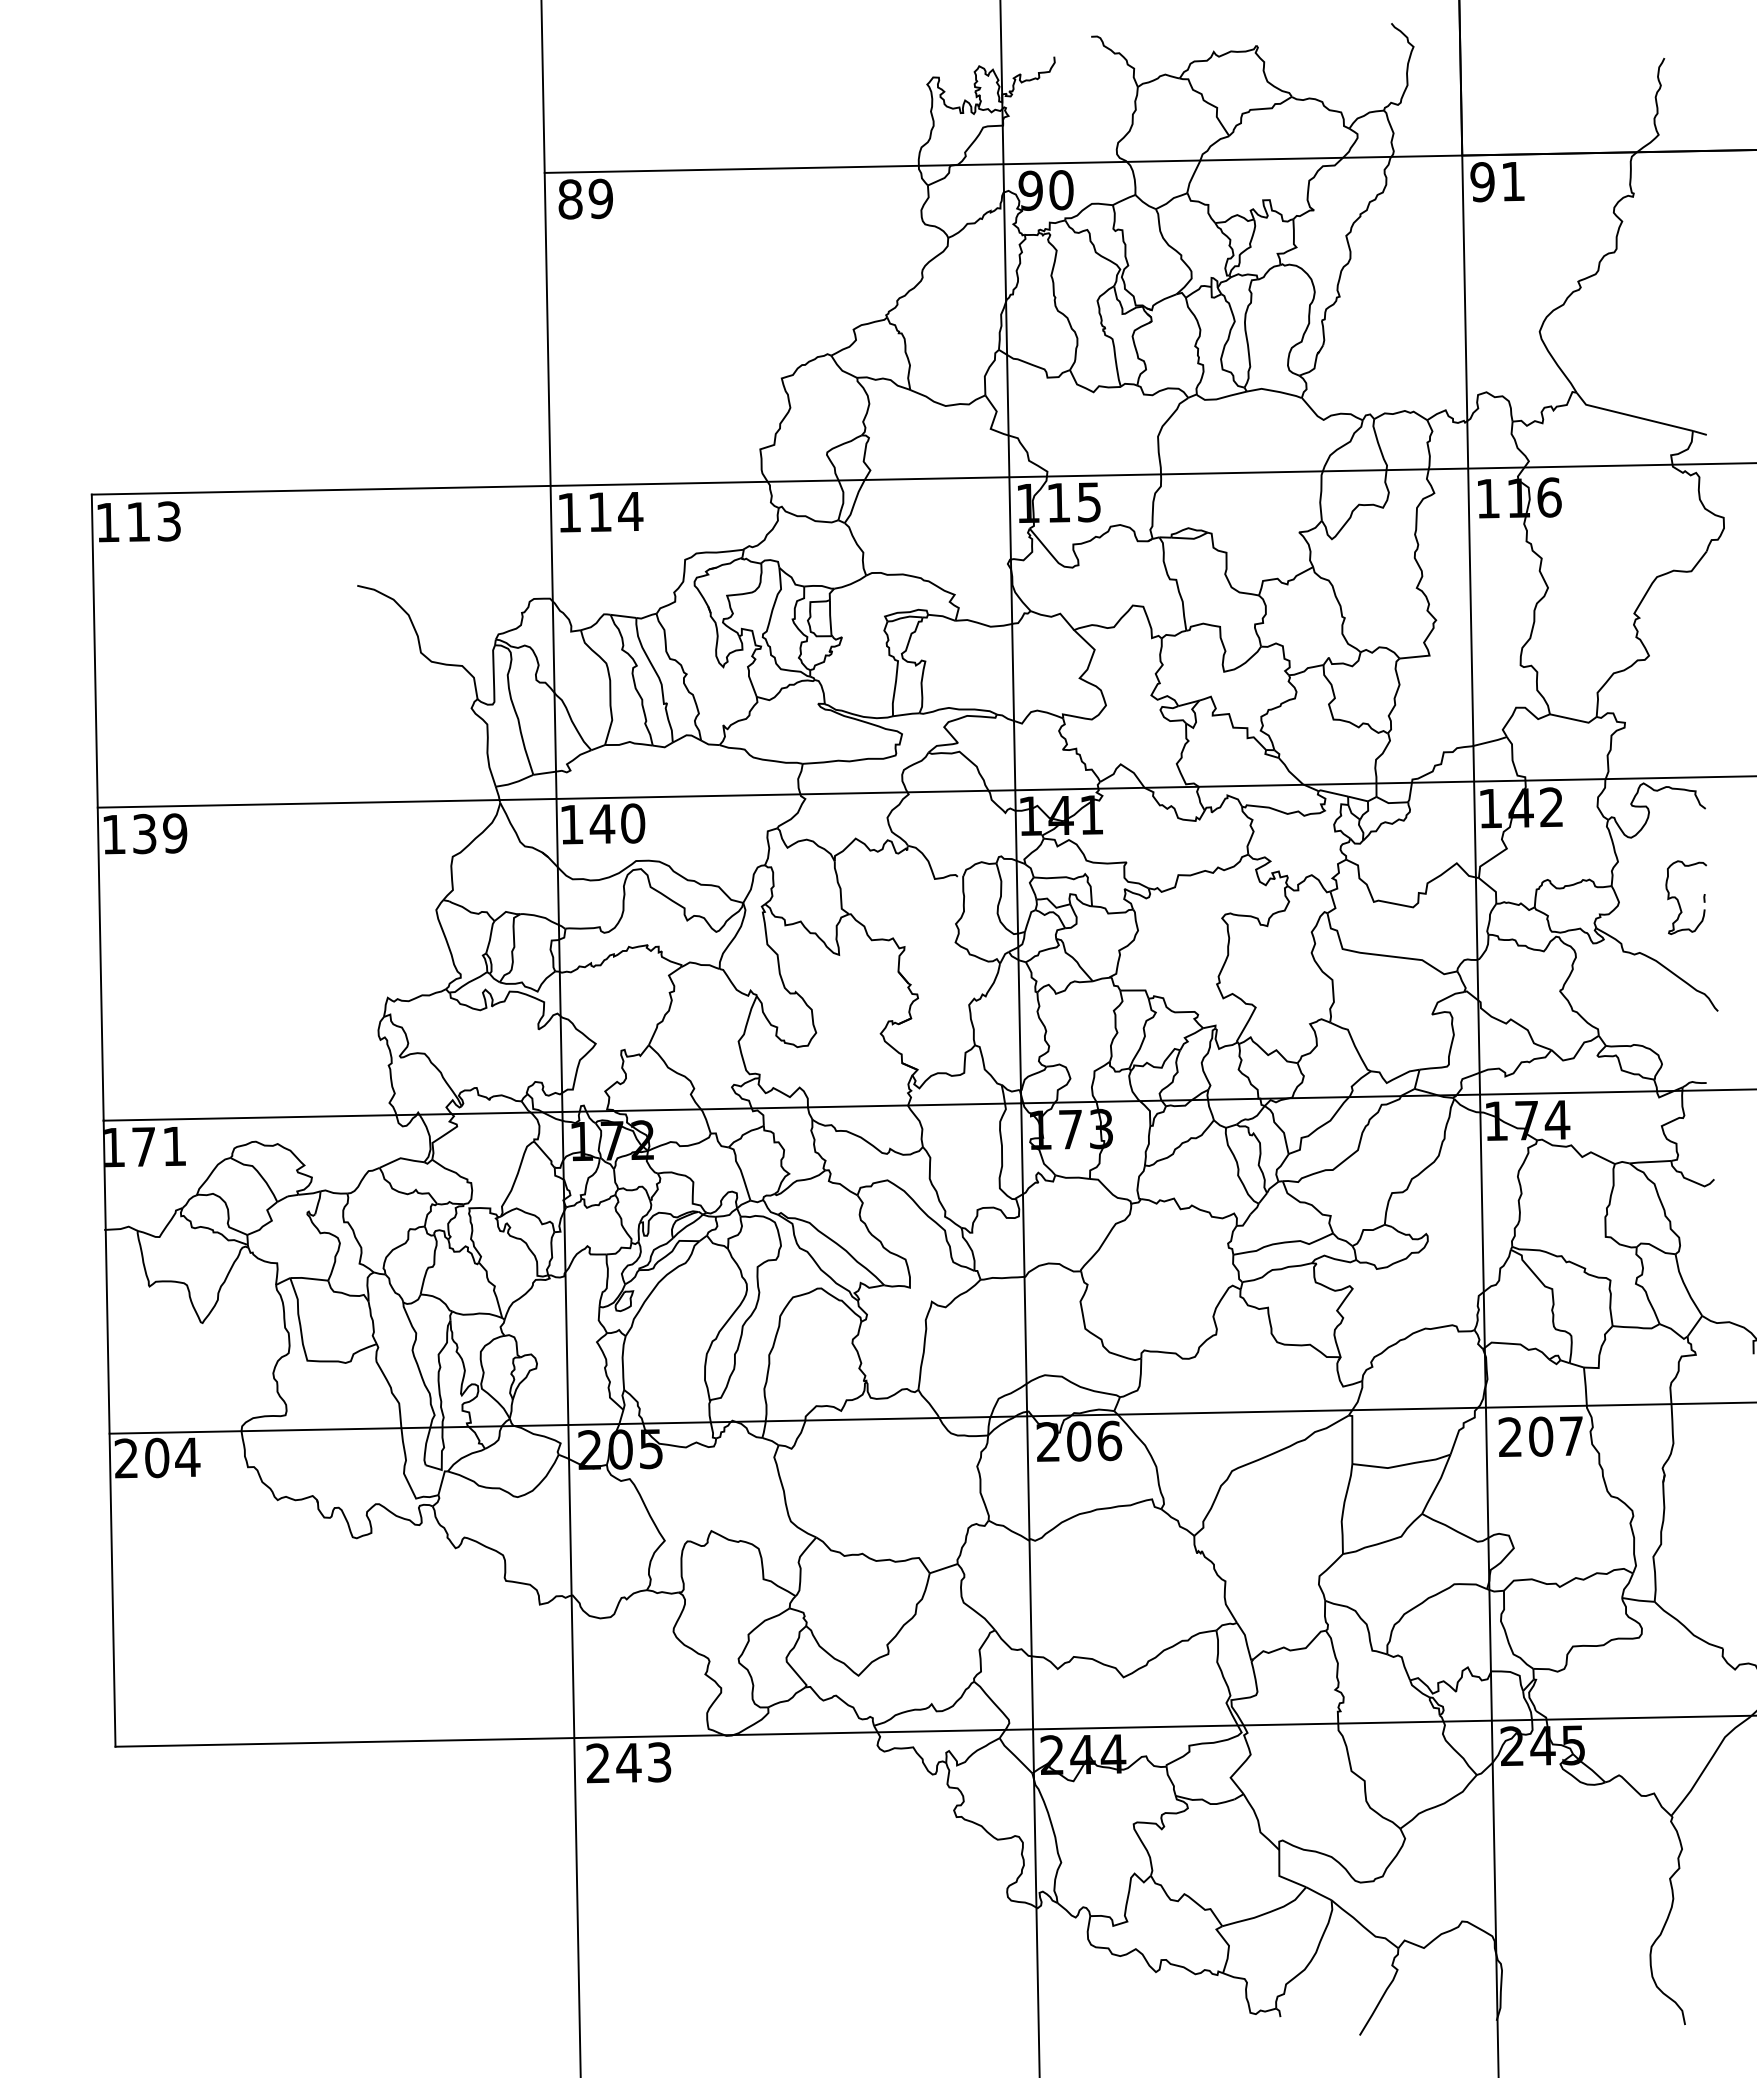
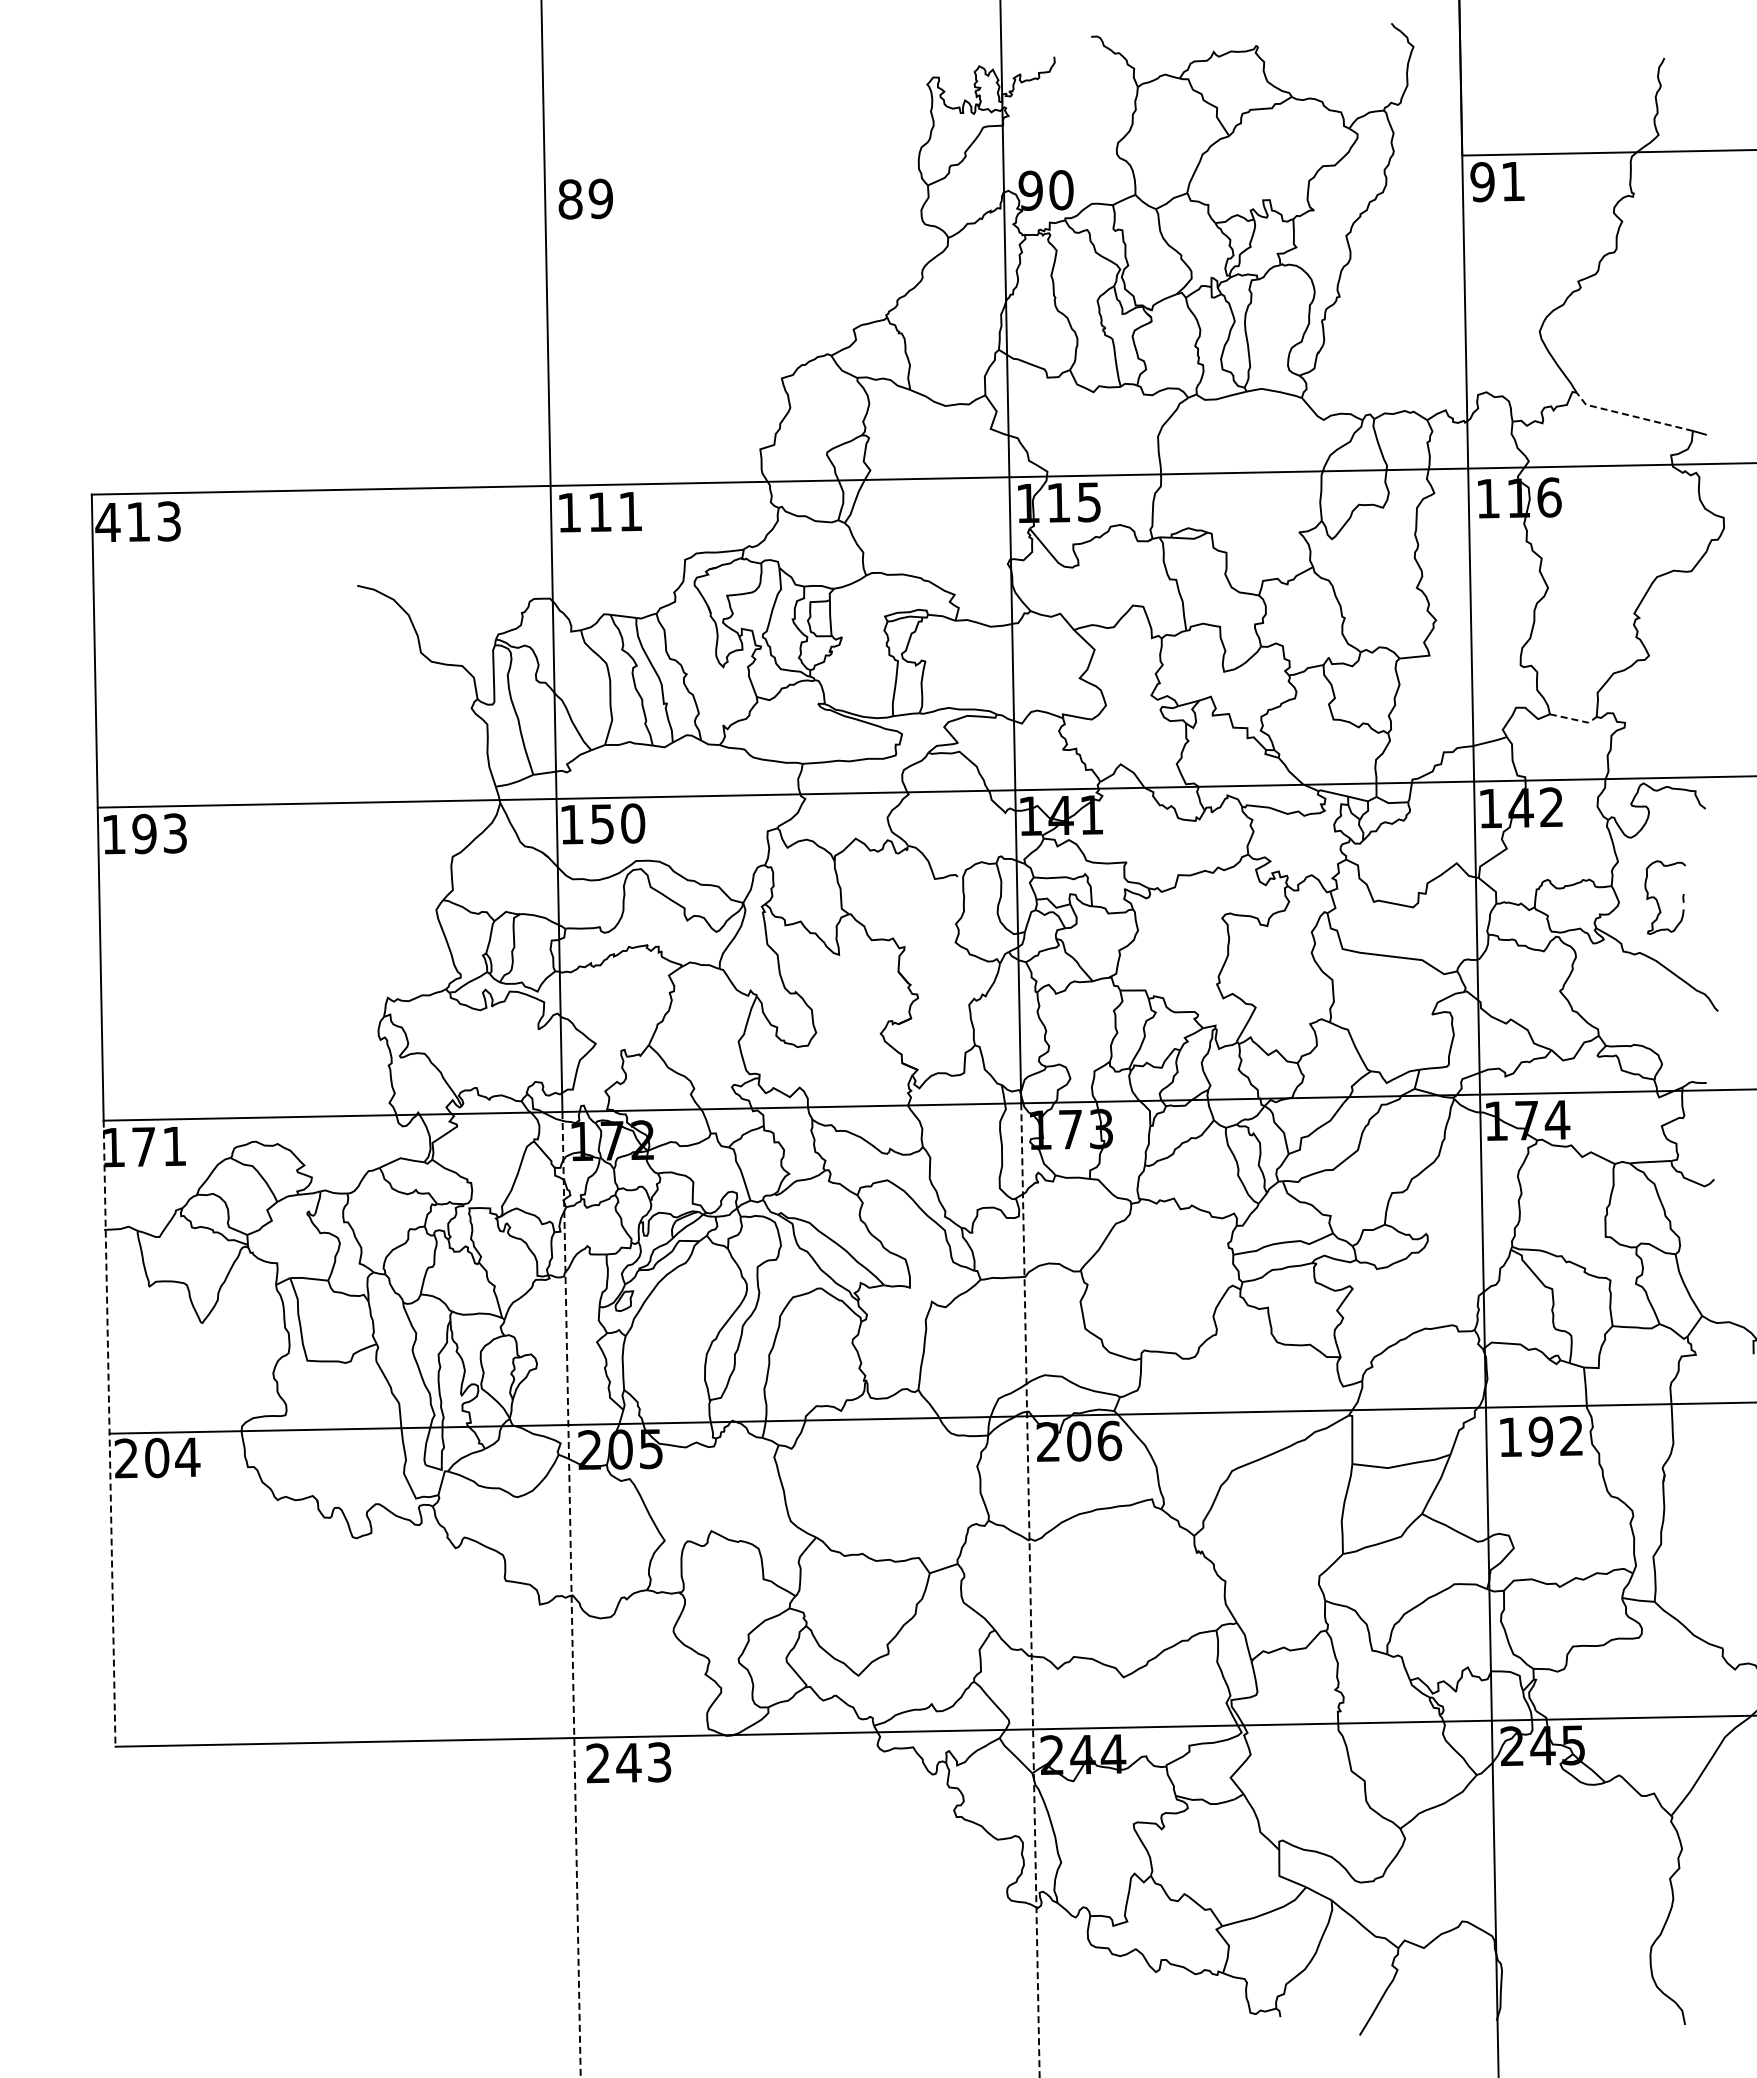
line: present -> none (1148, 161)
line: solid -> dashed (1631, 415)
text: 114 -> 111 (630, 511)
text: 113 -> 413 (107, 522)
line: solid -> dashed (1575, 719)
text: 140 -> 150 (602, 824)
text: 139 -> 193 (159, 833)
part position: (1679, 901) -> (1658, 901) (1658, 901)
line: solid -> dashed (109, 1434)
text: 207 -> 192 (1540, 1436)
line: solid -> dashed (1030, 1591)
line: solid -> dashed (571, 1594)
